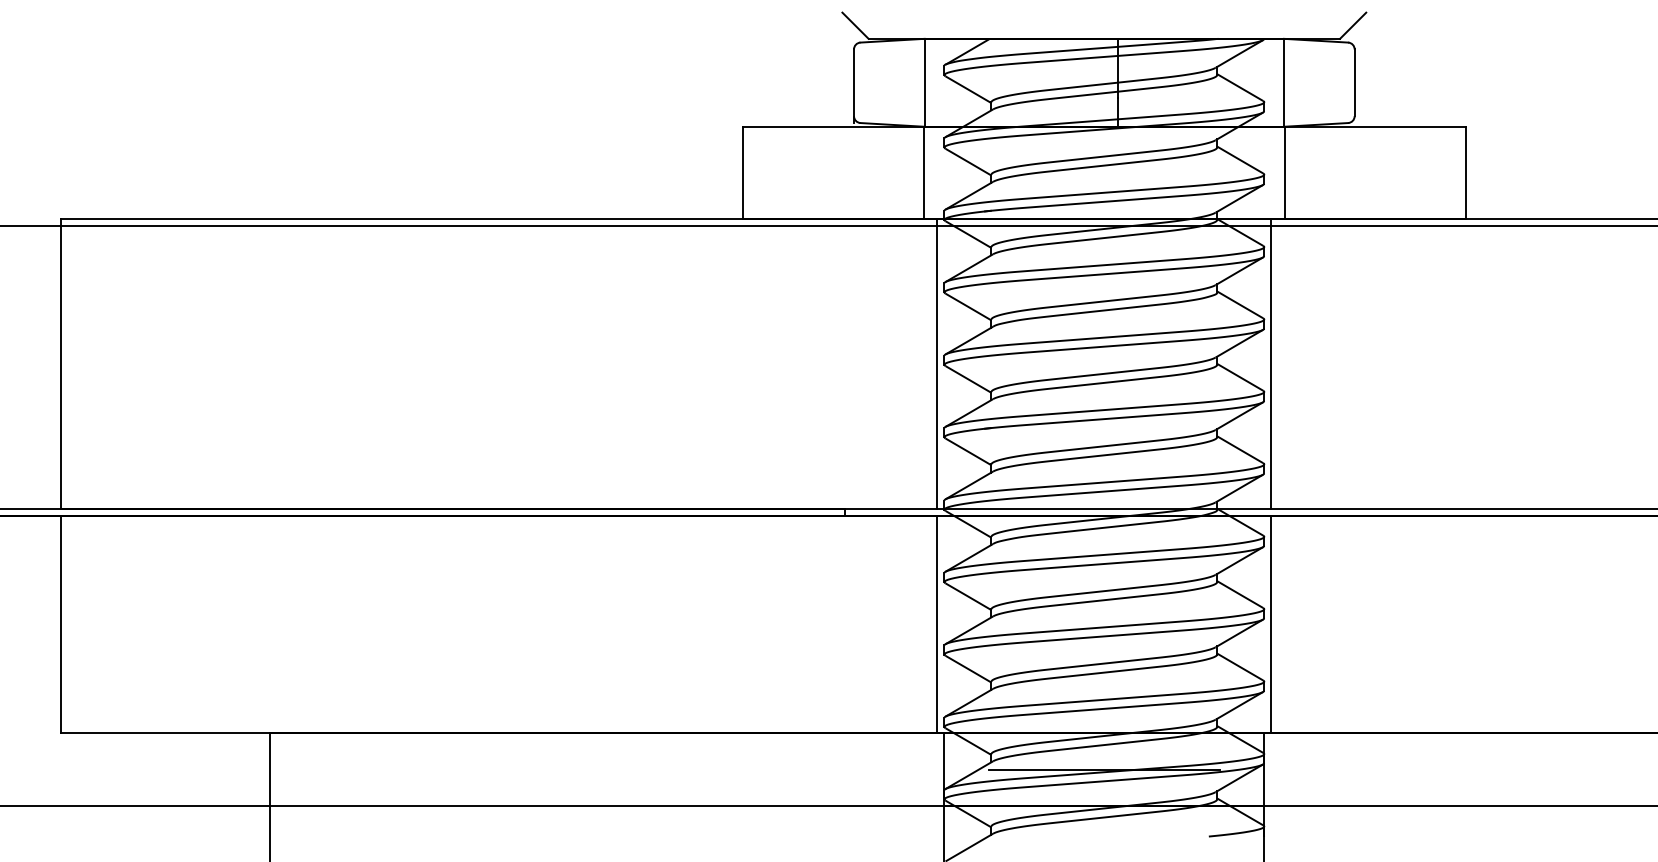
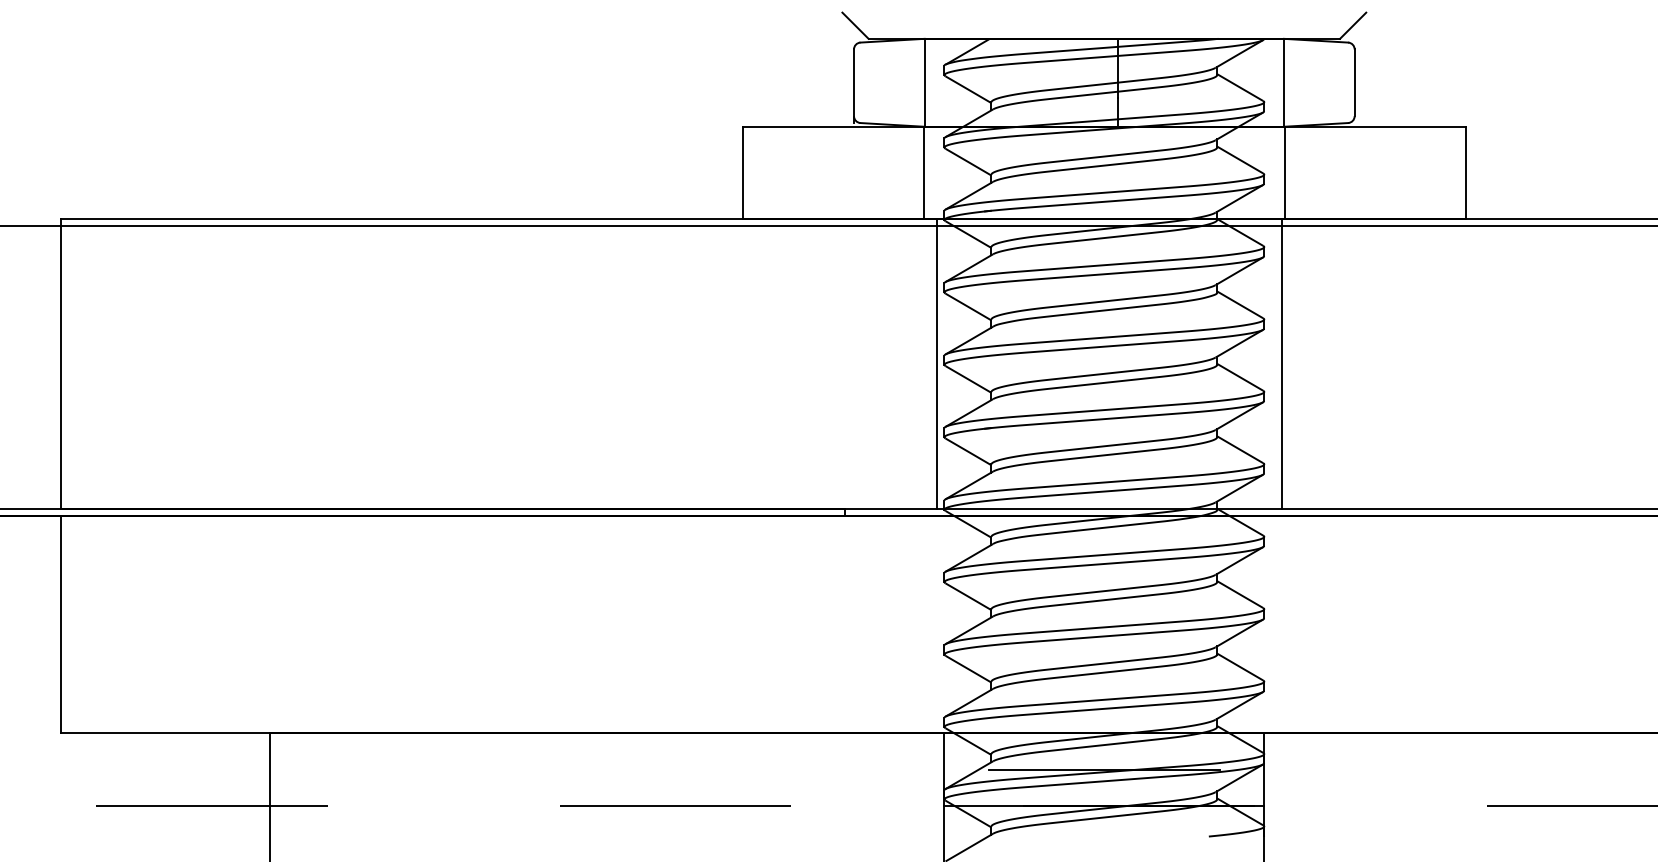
line position: (1271, 364) -> (1282, 364) (1282, 364)
line: present -> none (937, 624)
line: present -> none (1271, 624)
line: solid -> dashed (829, 805)
